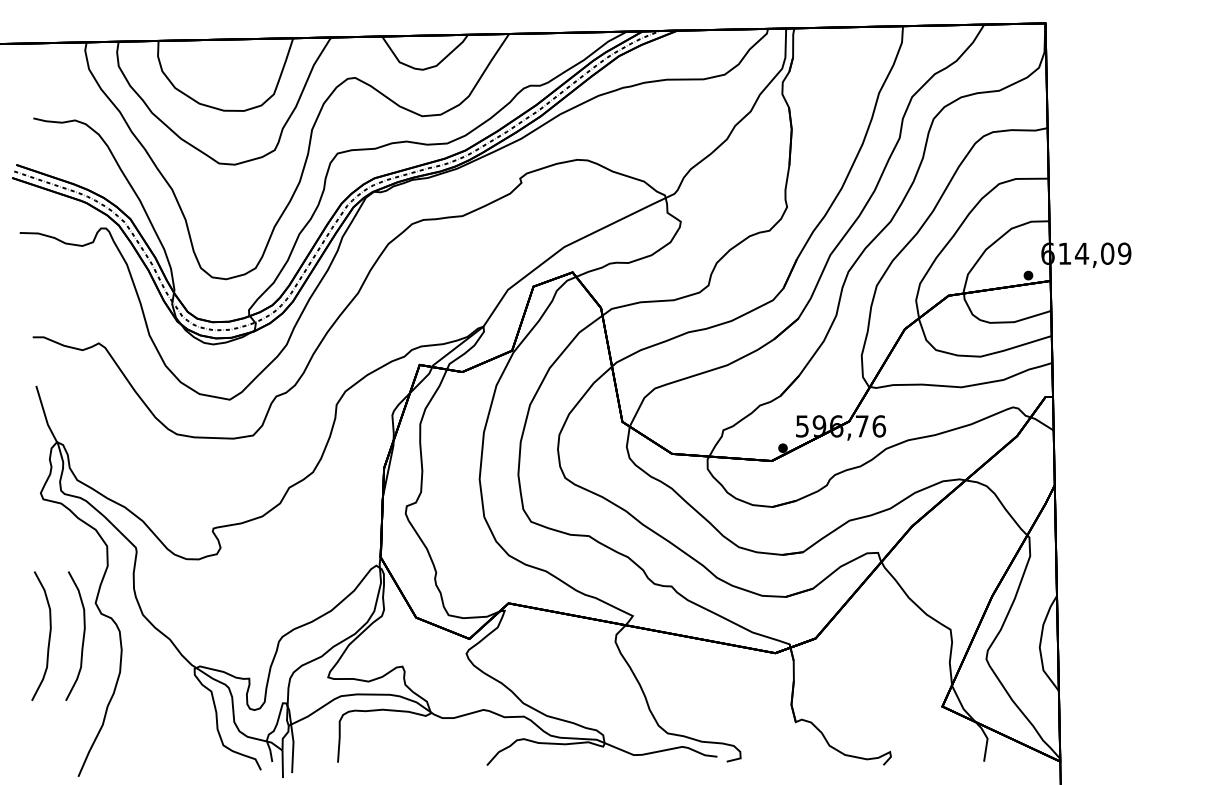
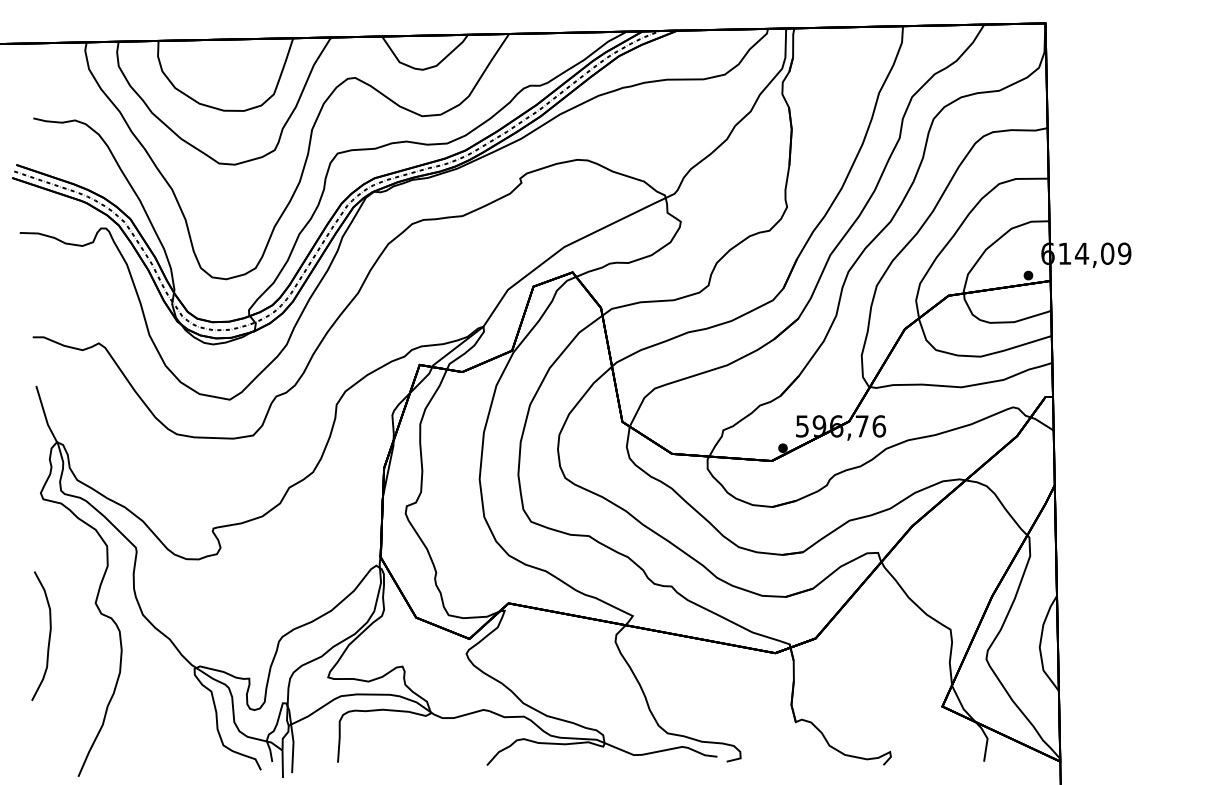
curve: present -> none (82, 637)
